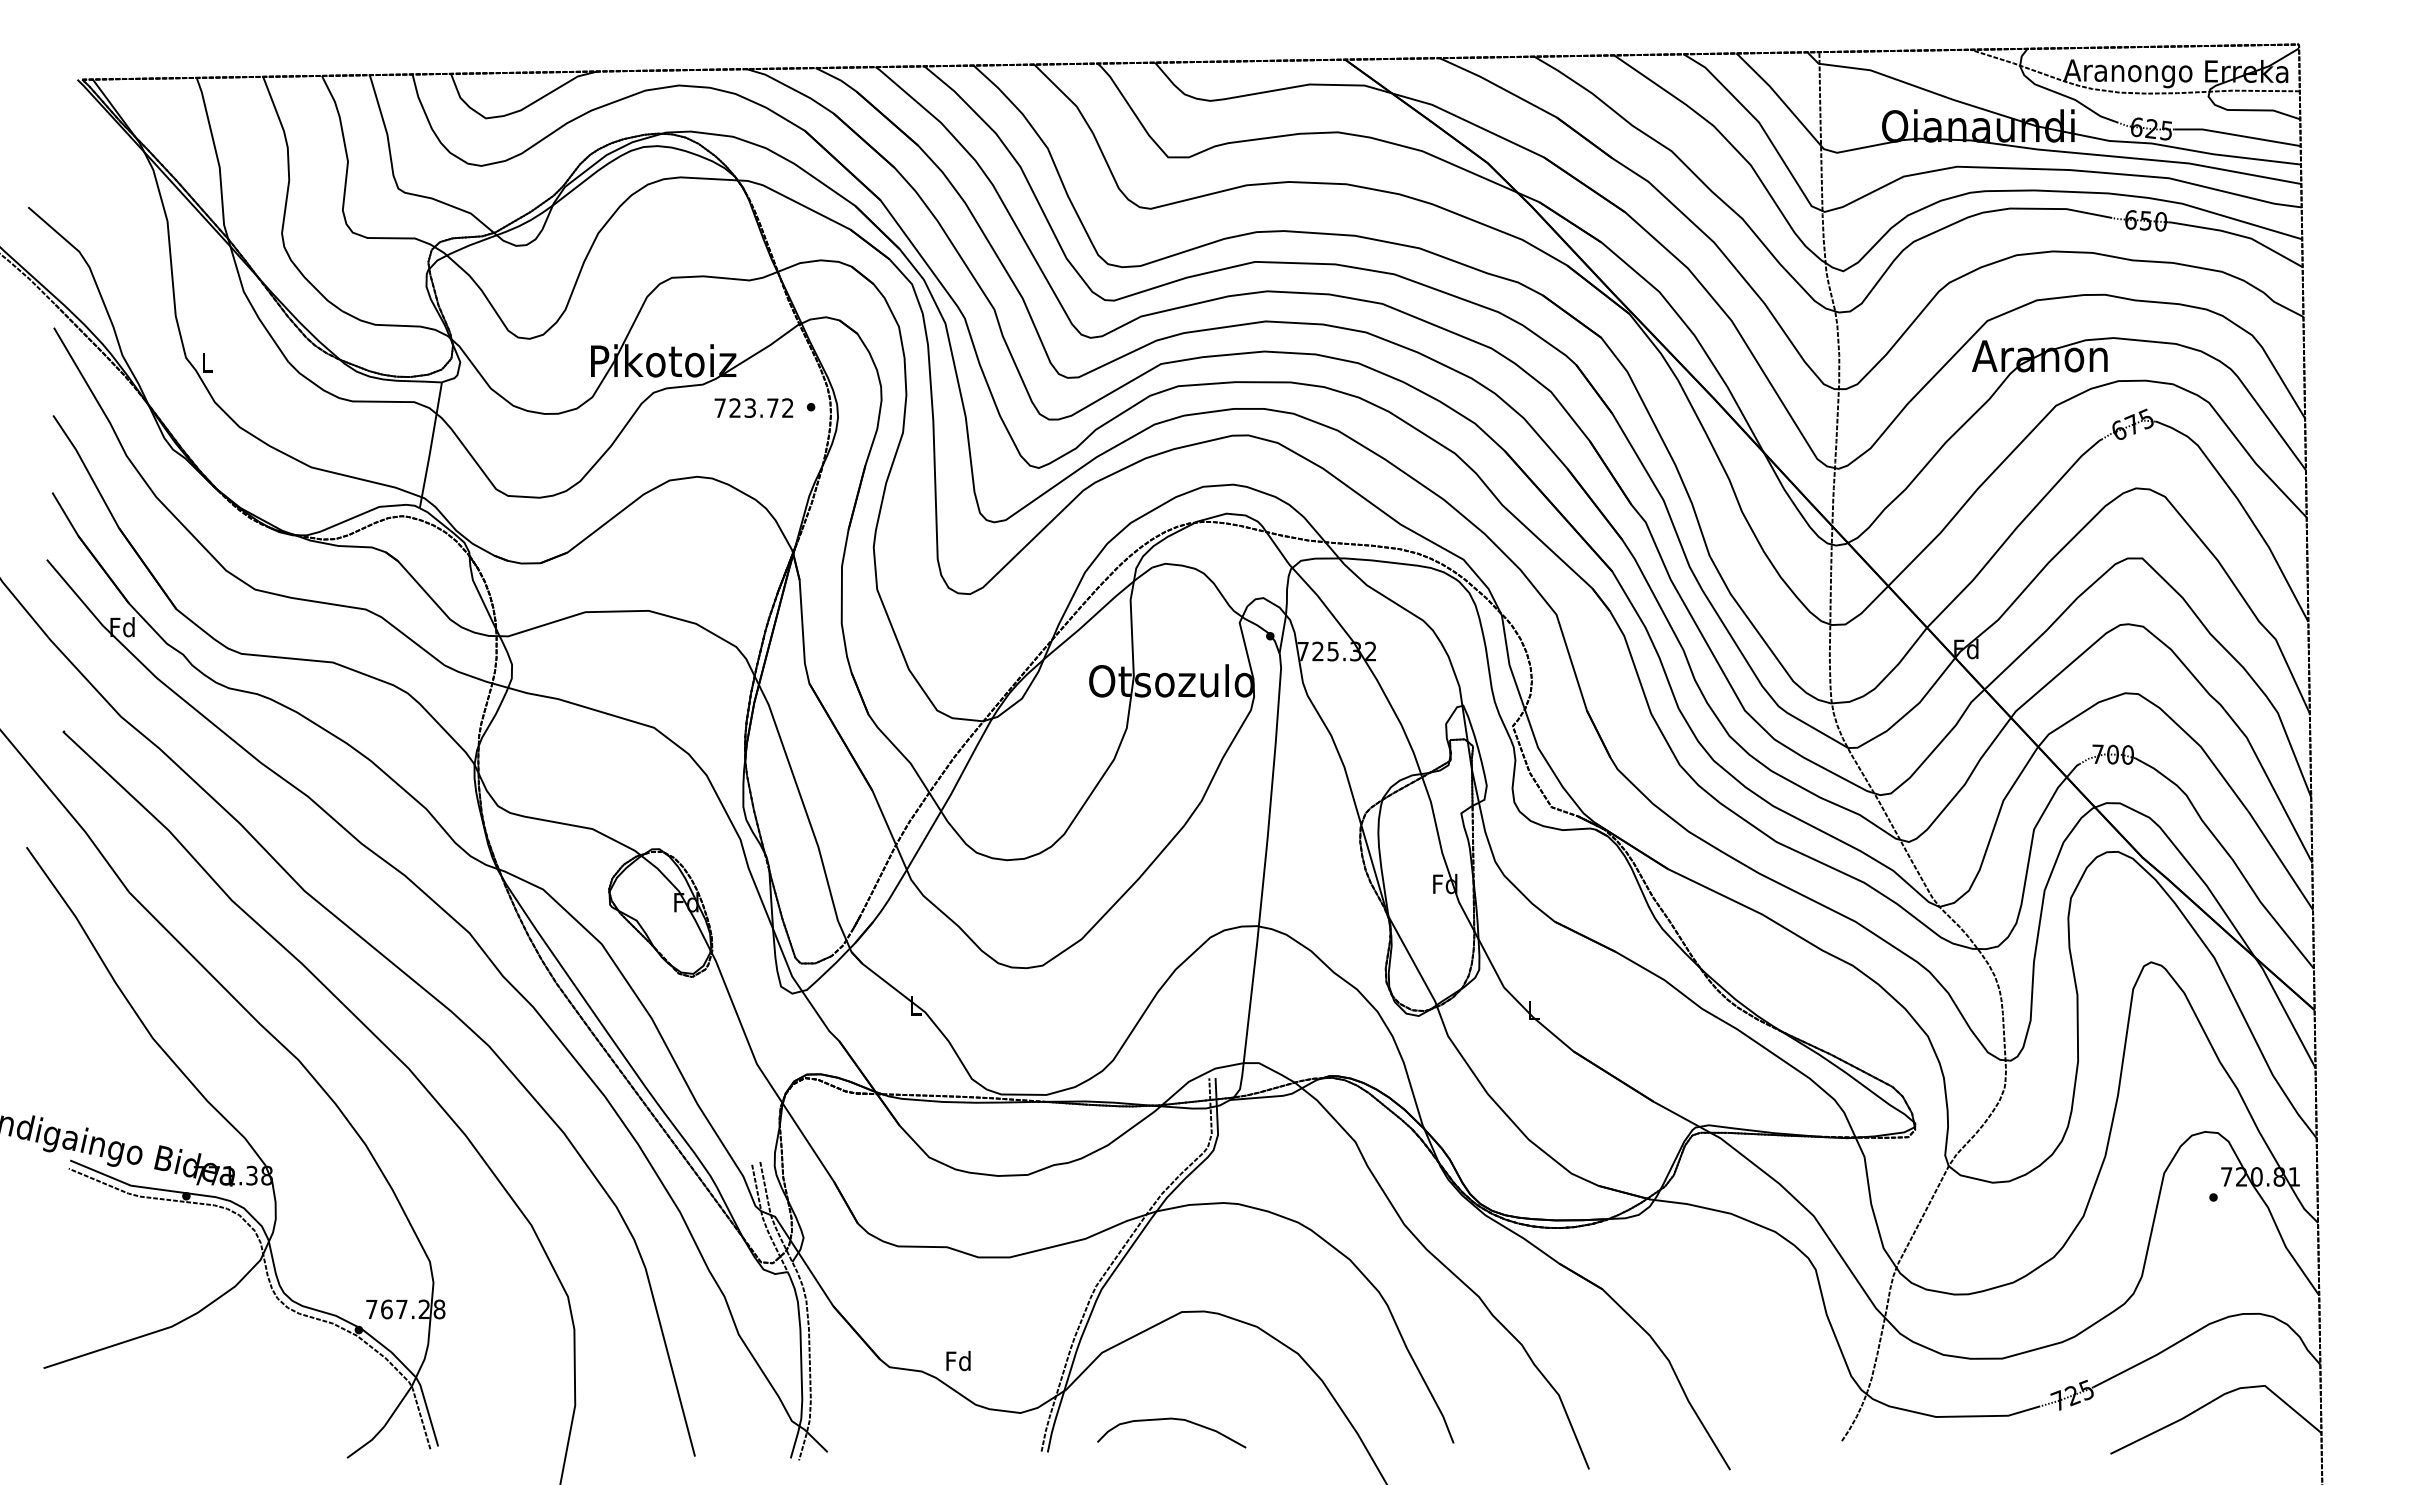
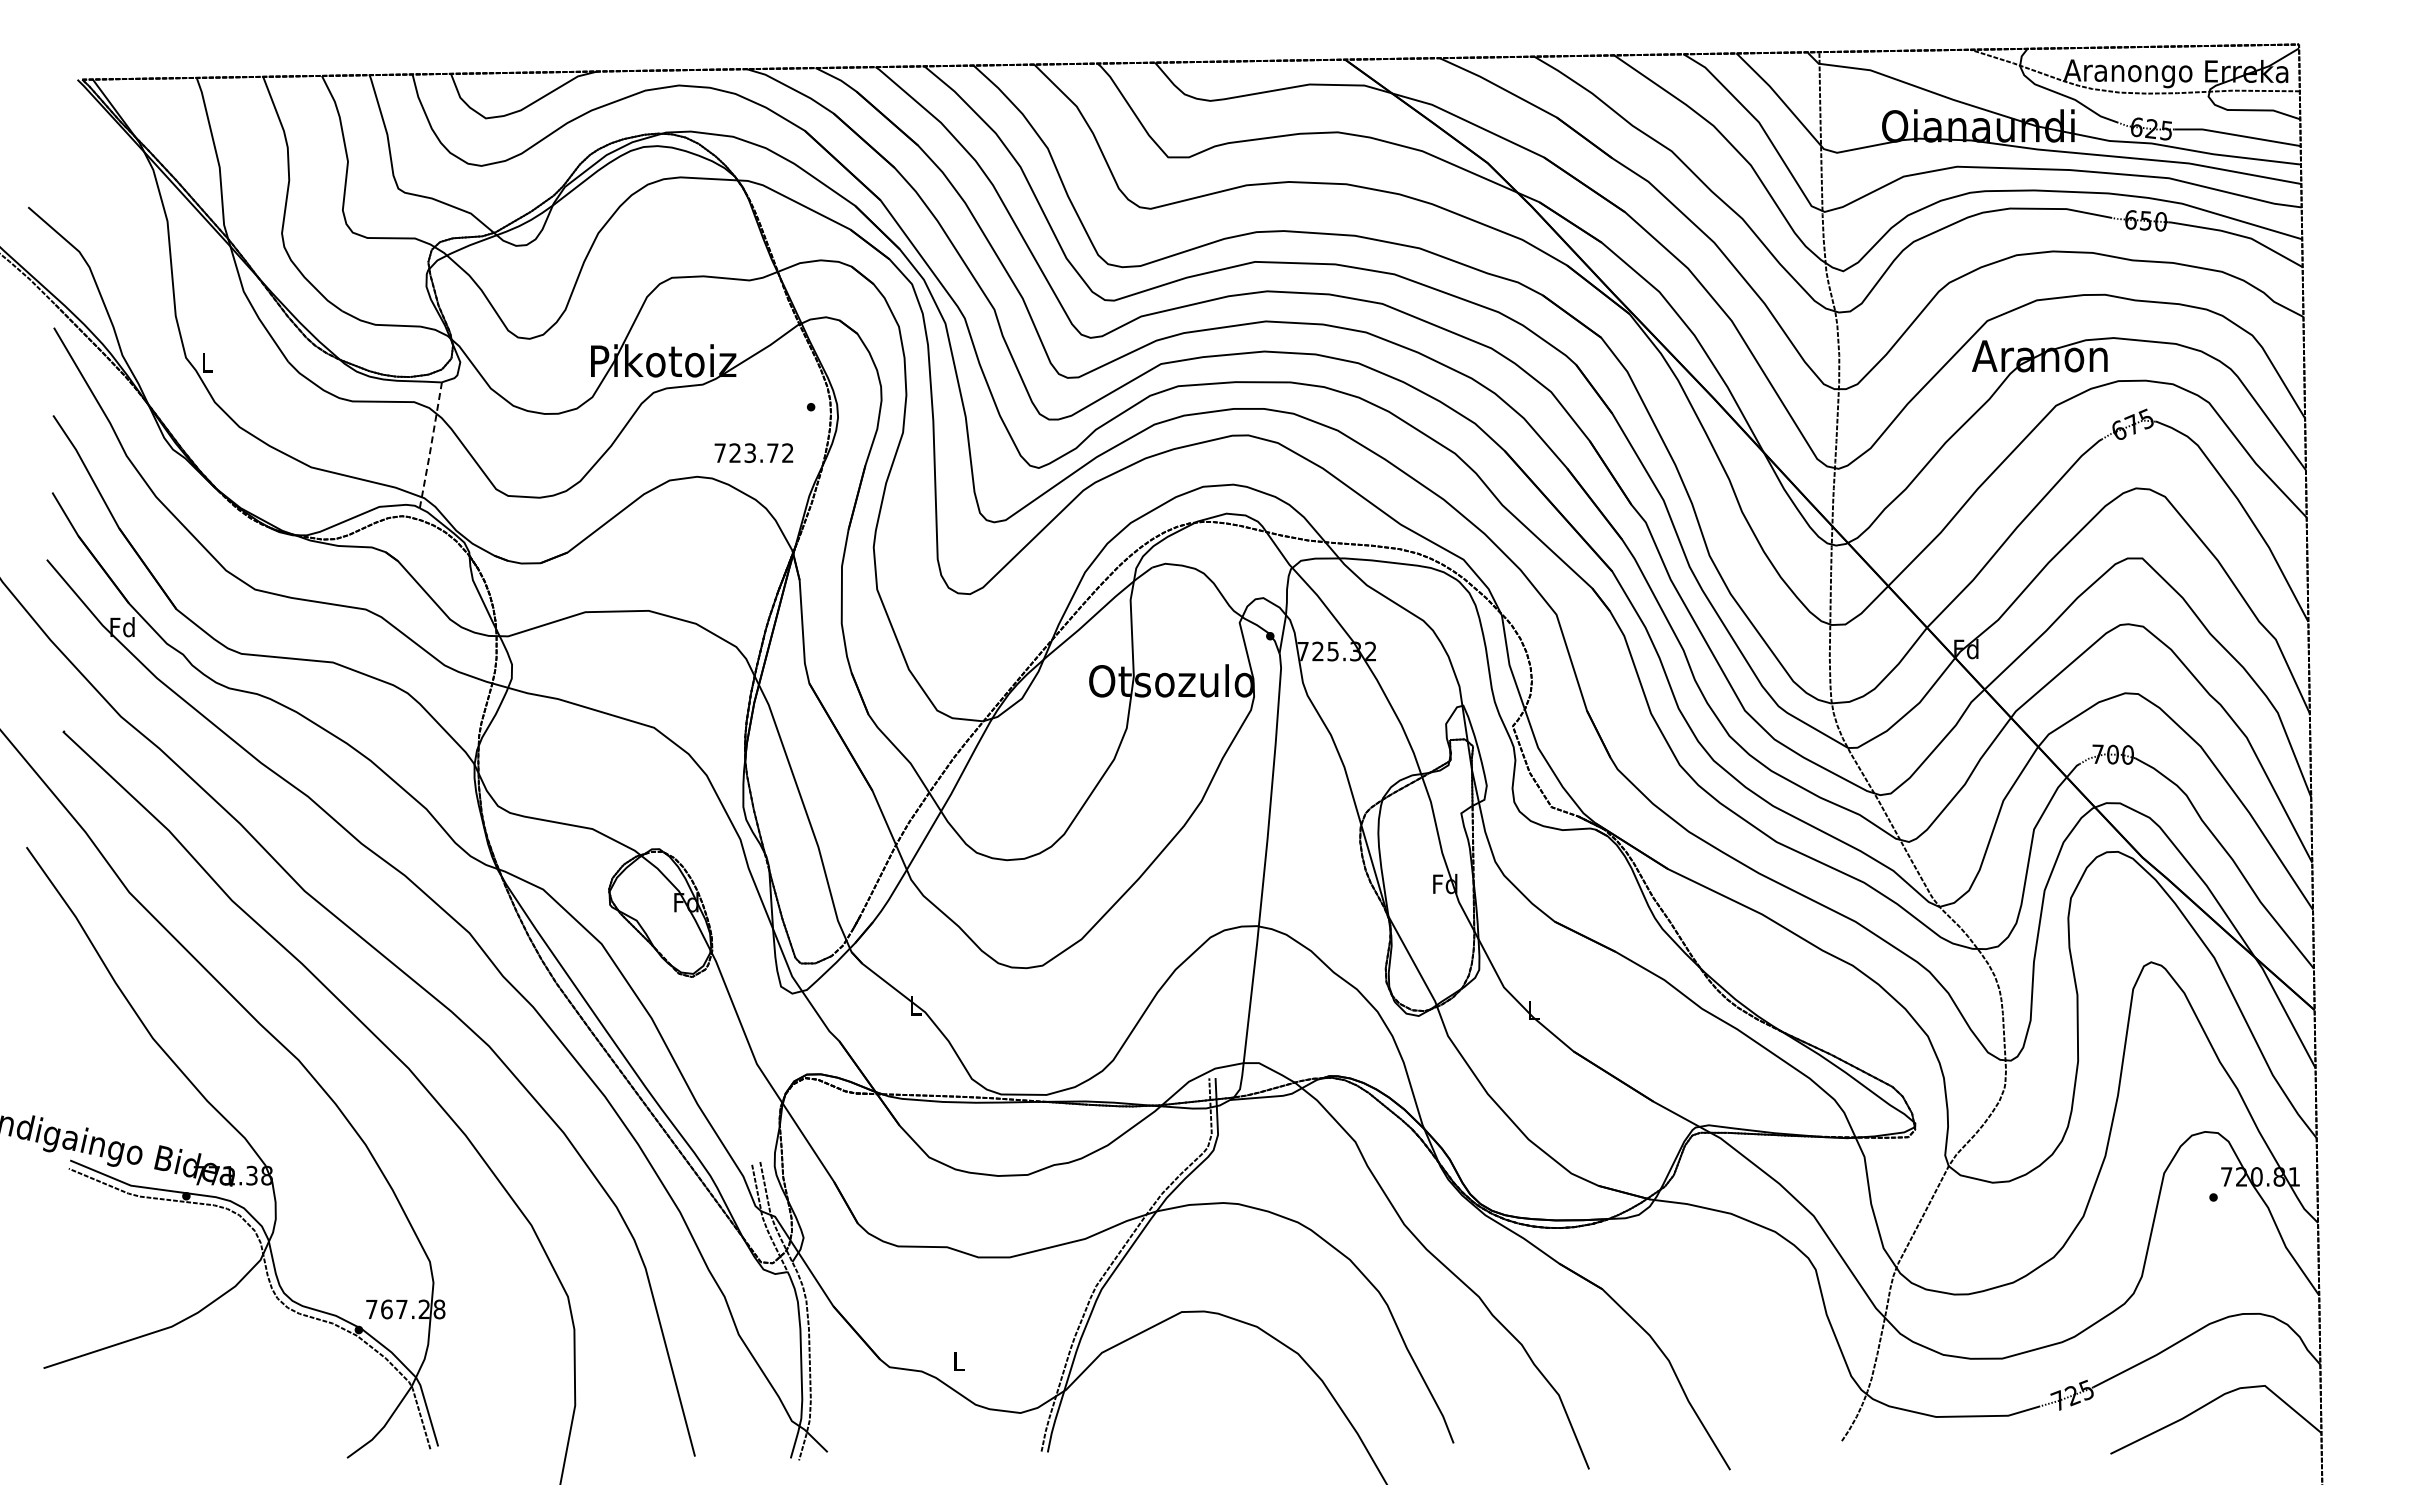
text position: (753, 407) -> (753, 452) (753, 452)
line: solid -> dashed (431, 445)
text: Fd -> L (958, 1360)
curve: present -> none (1171, 1419)
